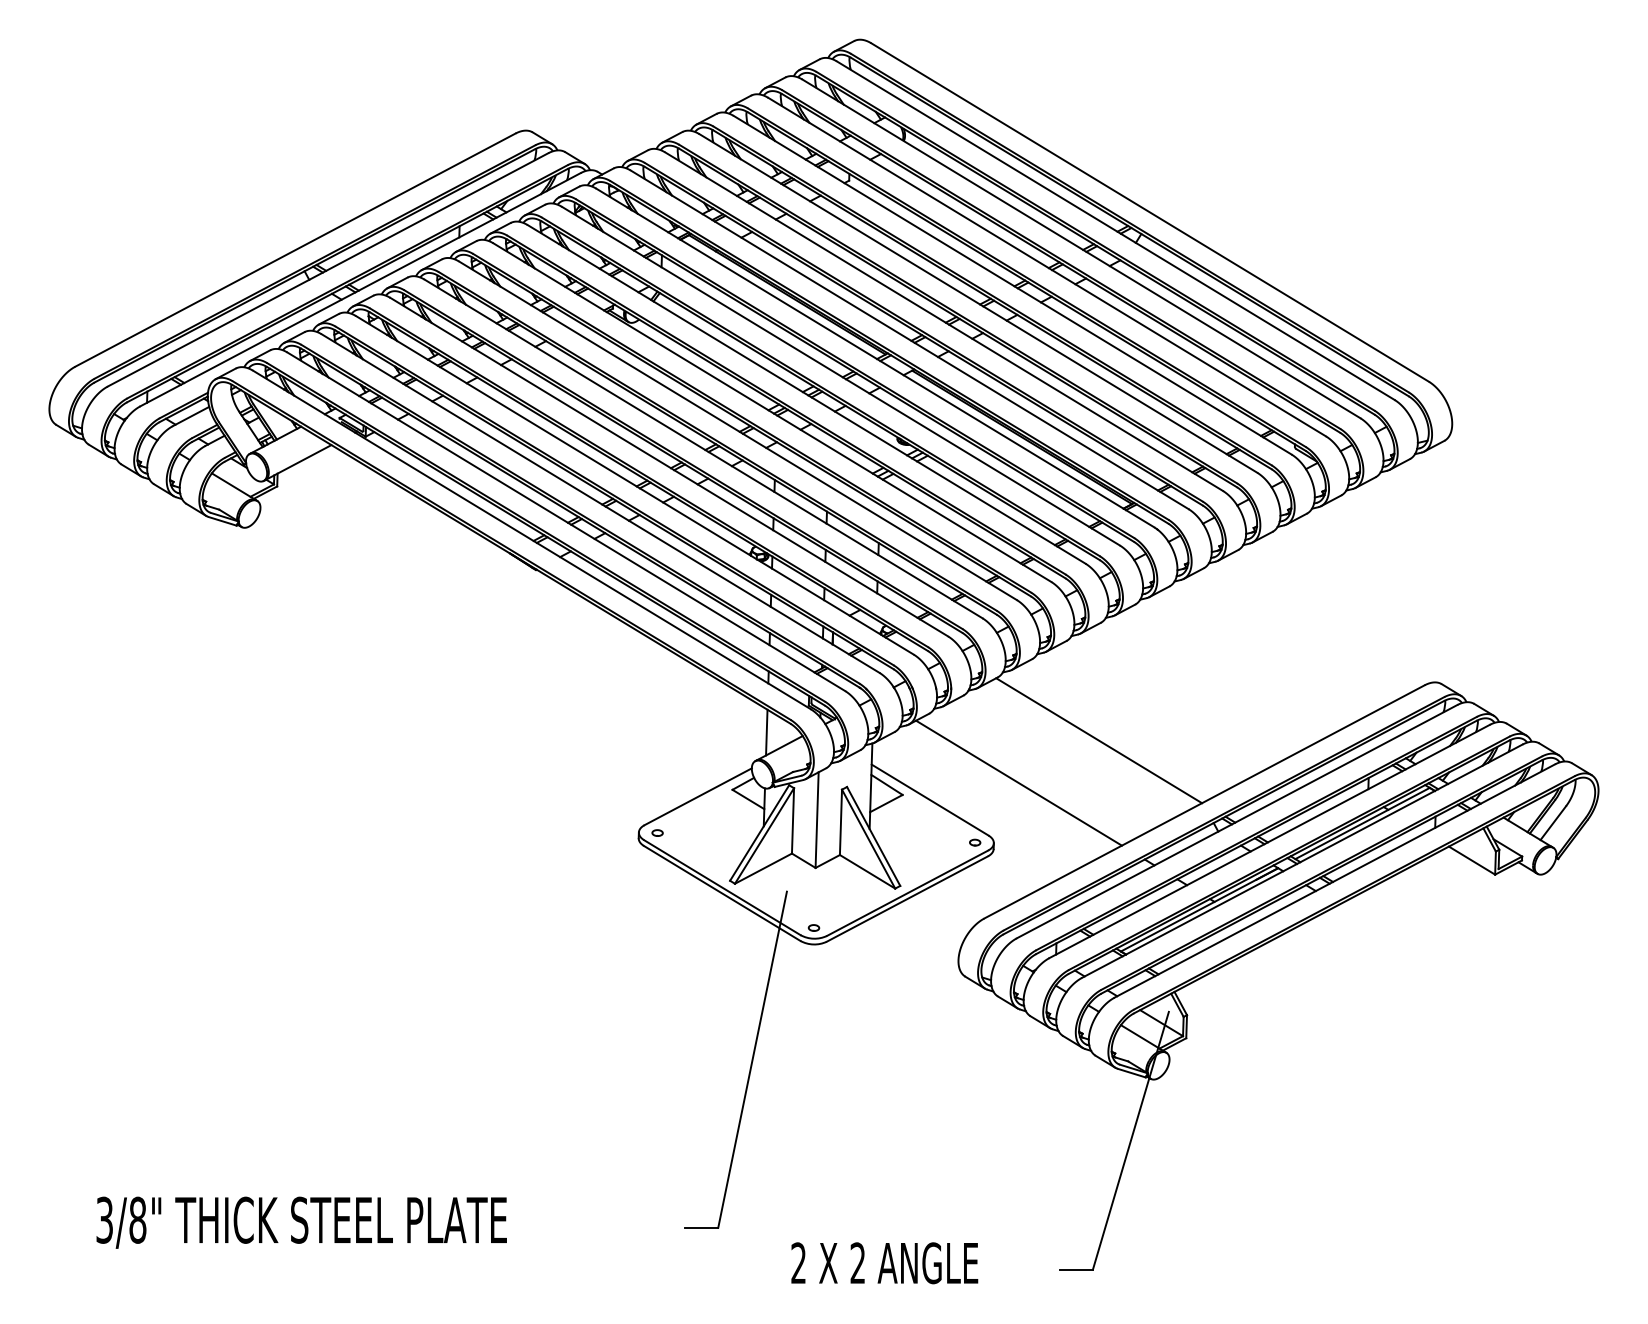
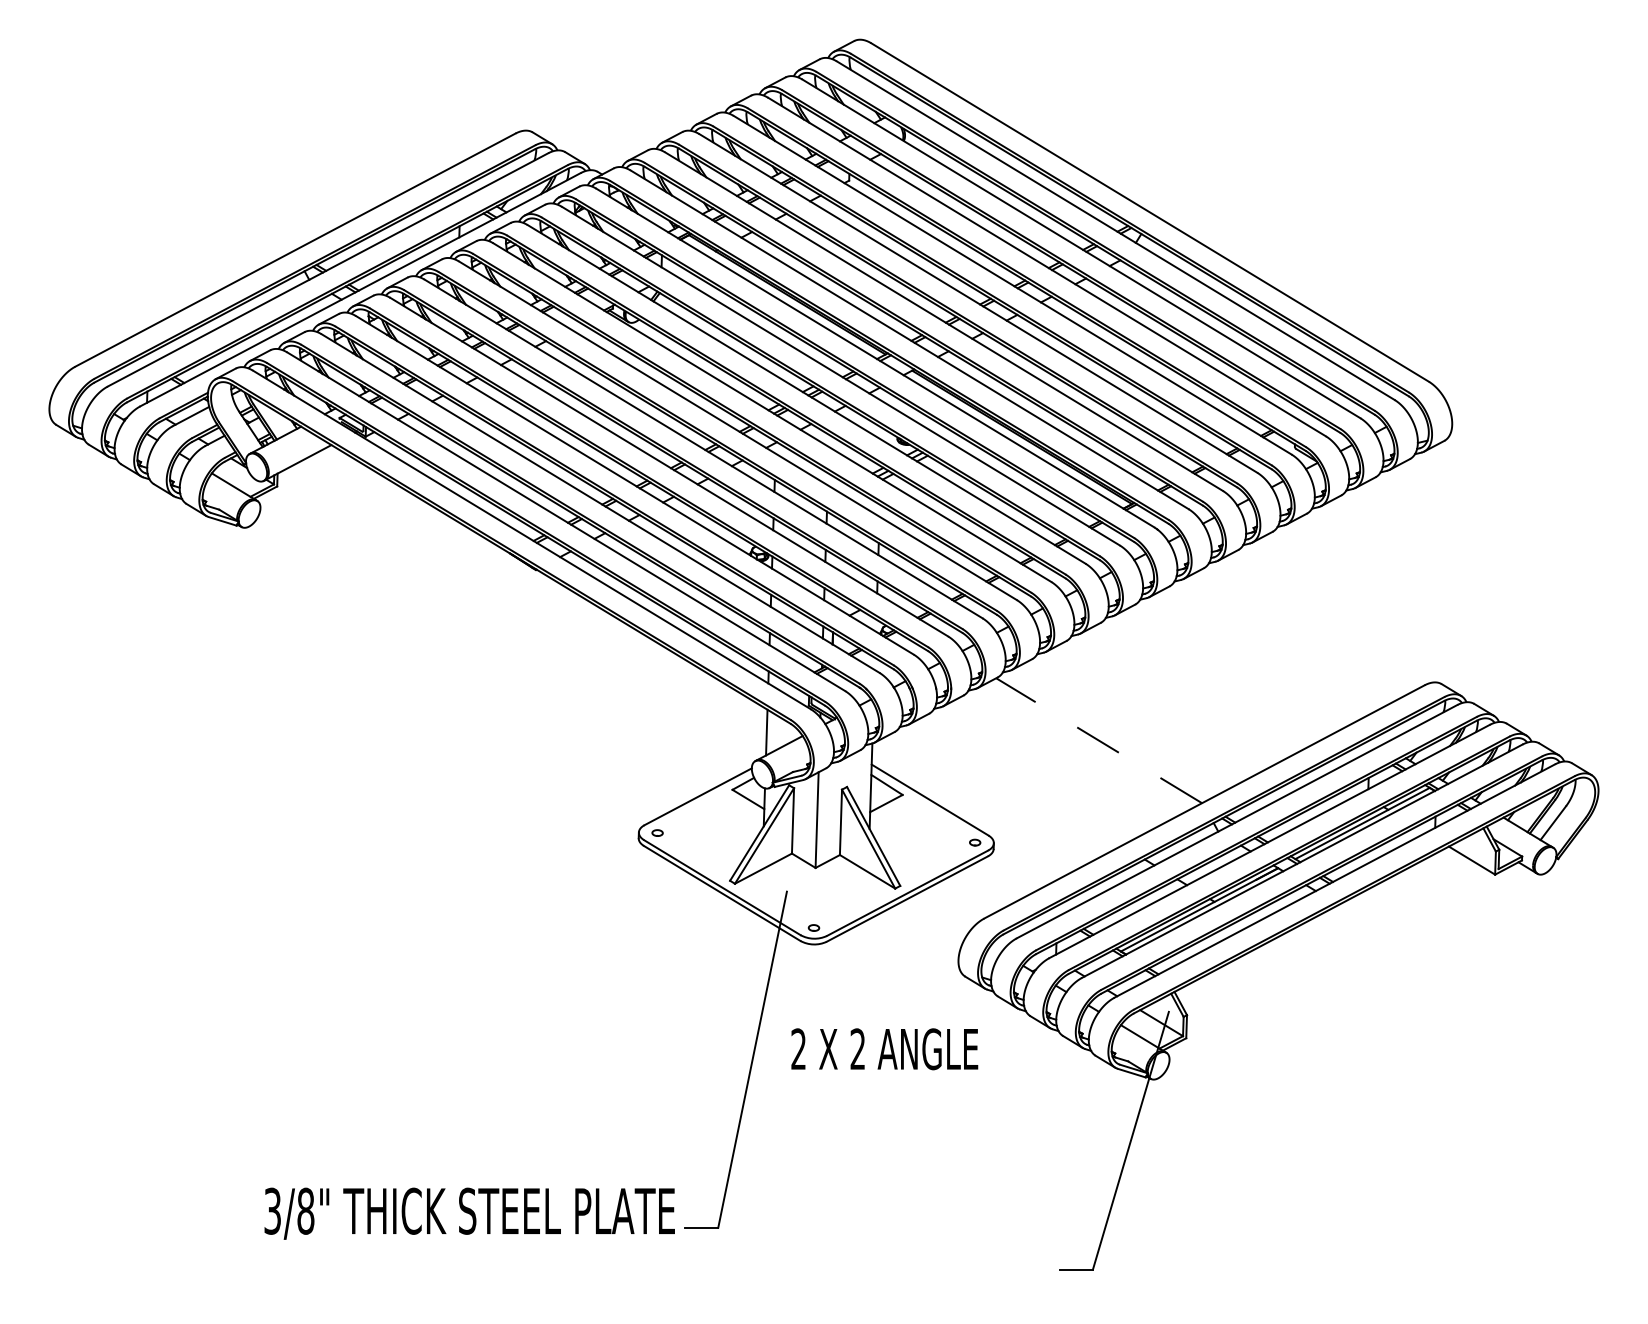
line: solid -> dashed (1098, 740)
line: present -> none (1018, 782)
text position: (301, 1222) -> (469, 1213) (469, 1213)
text position: (884, 1263) -> (884, 1049) (884, 1049)
